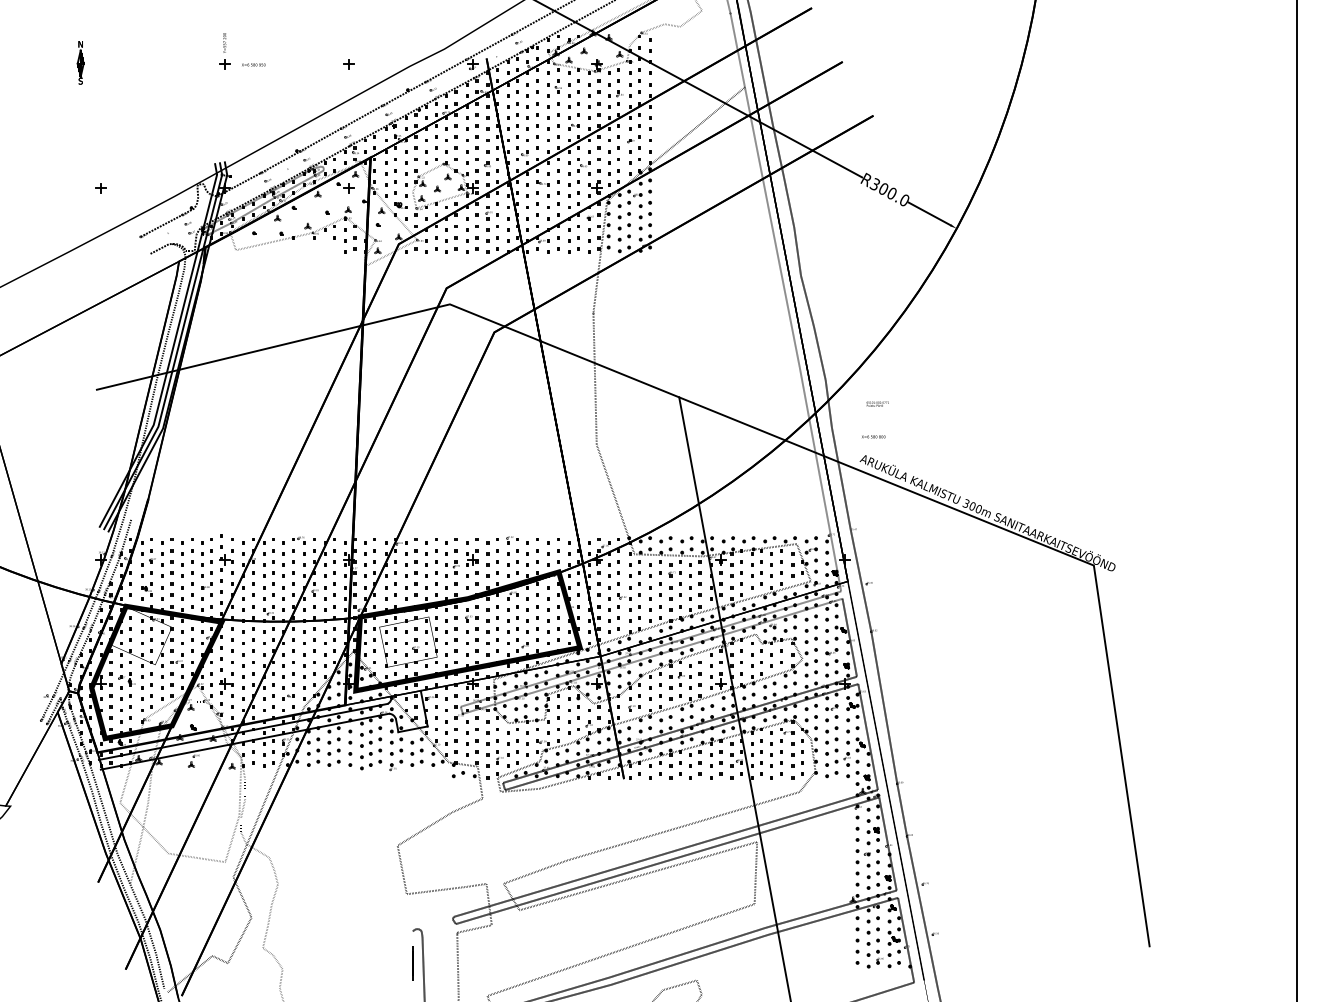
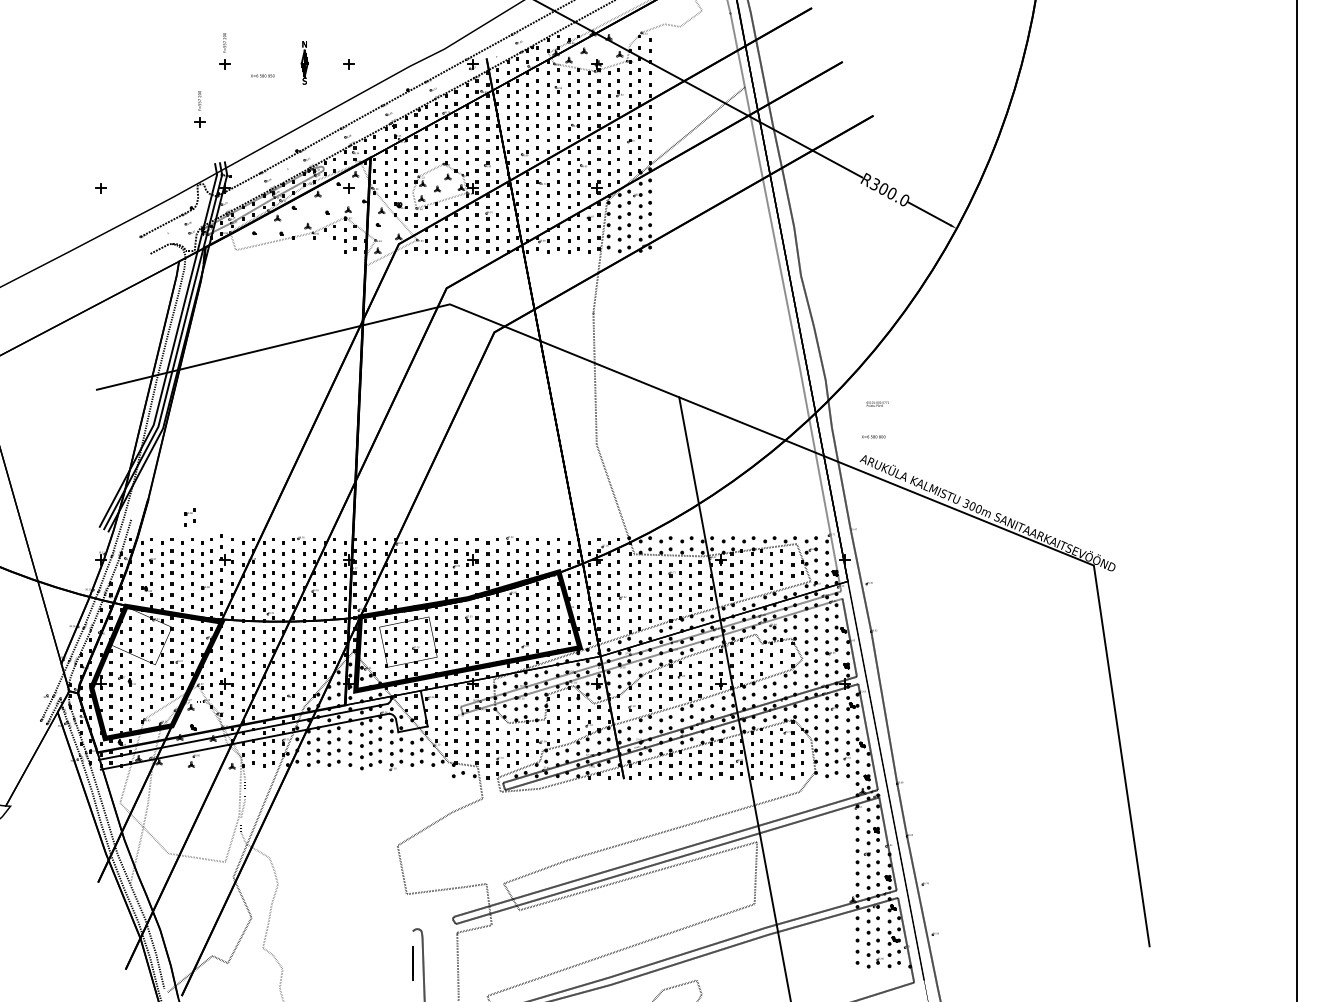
part position: (80, 62) -> (304, 62) (304, 62)
text position: (253, 64) -> (262, 75) (262, 75)
part: none -> present (199, 109)
part: none -> present (189, 517)
